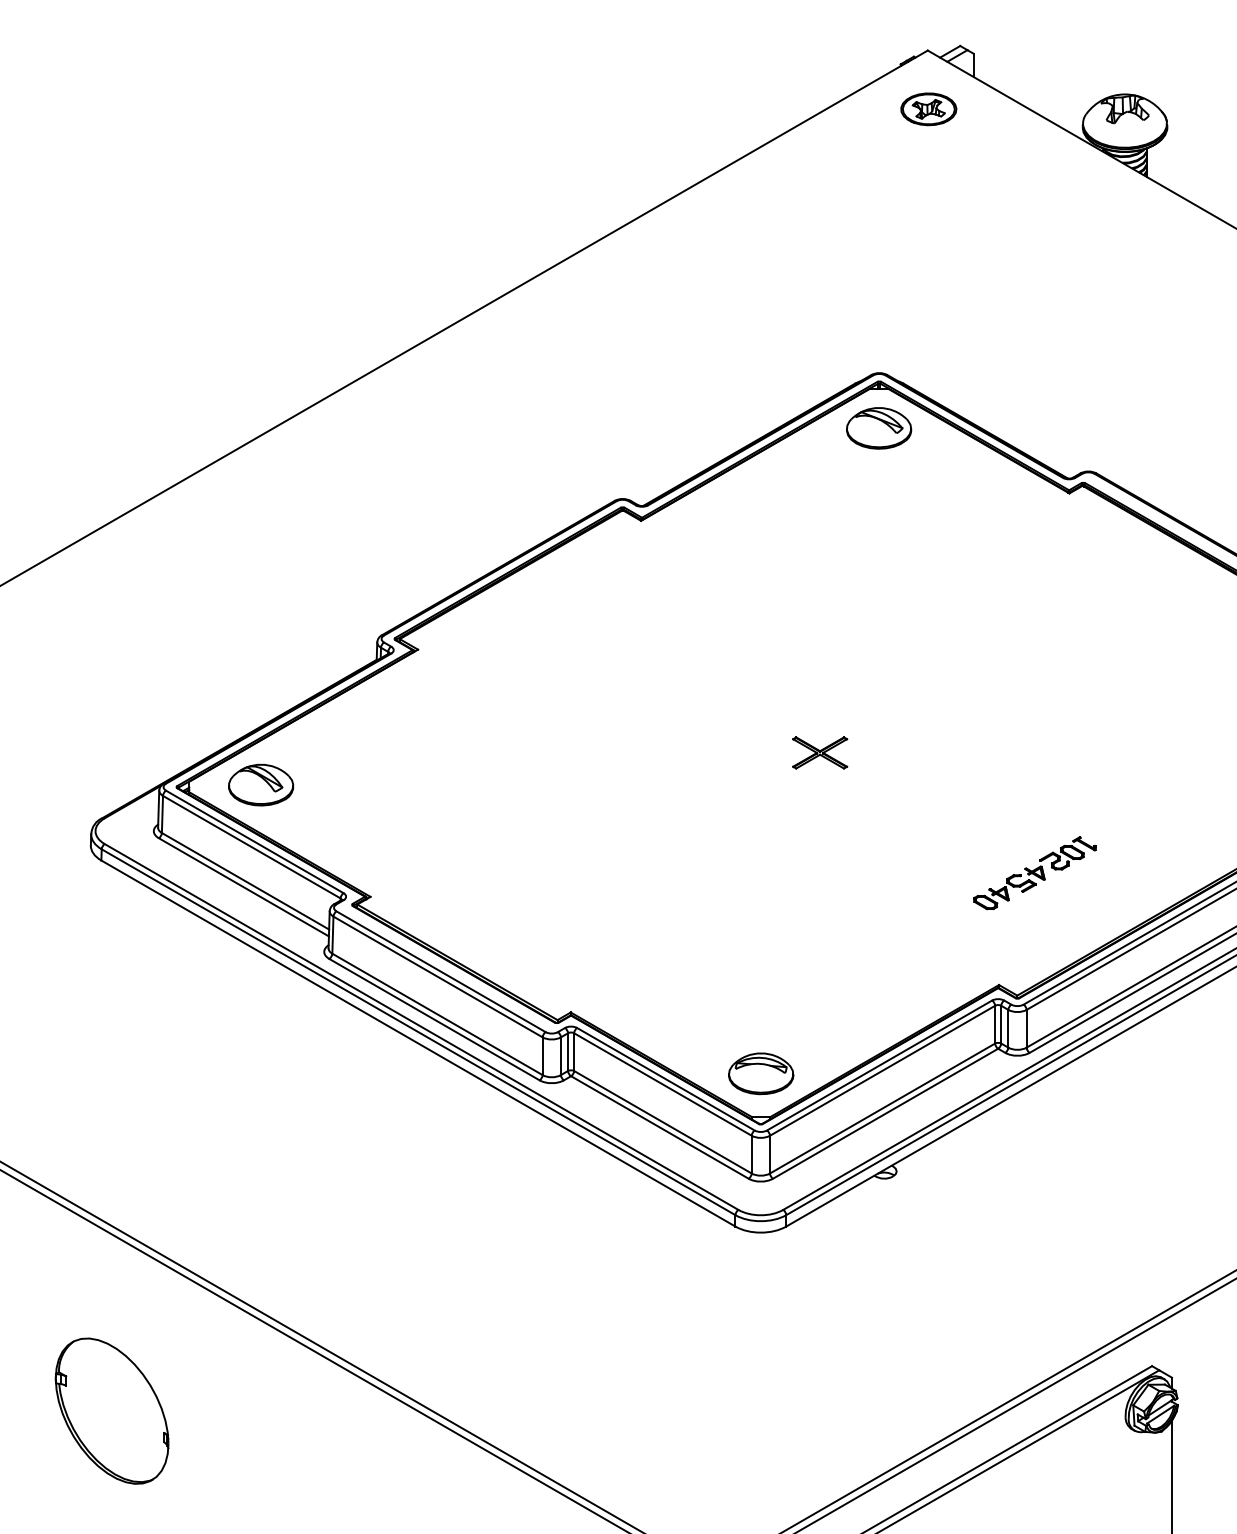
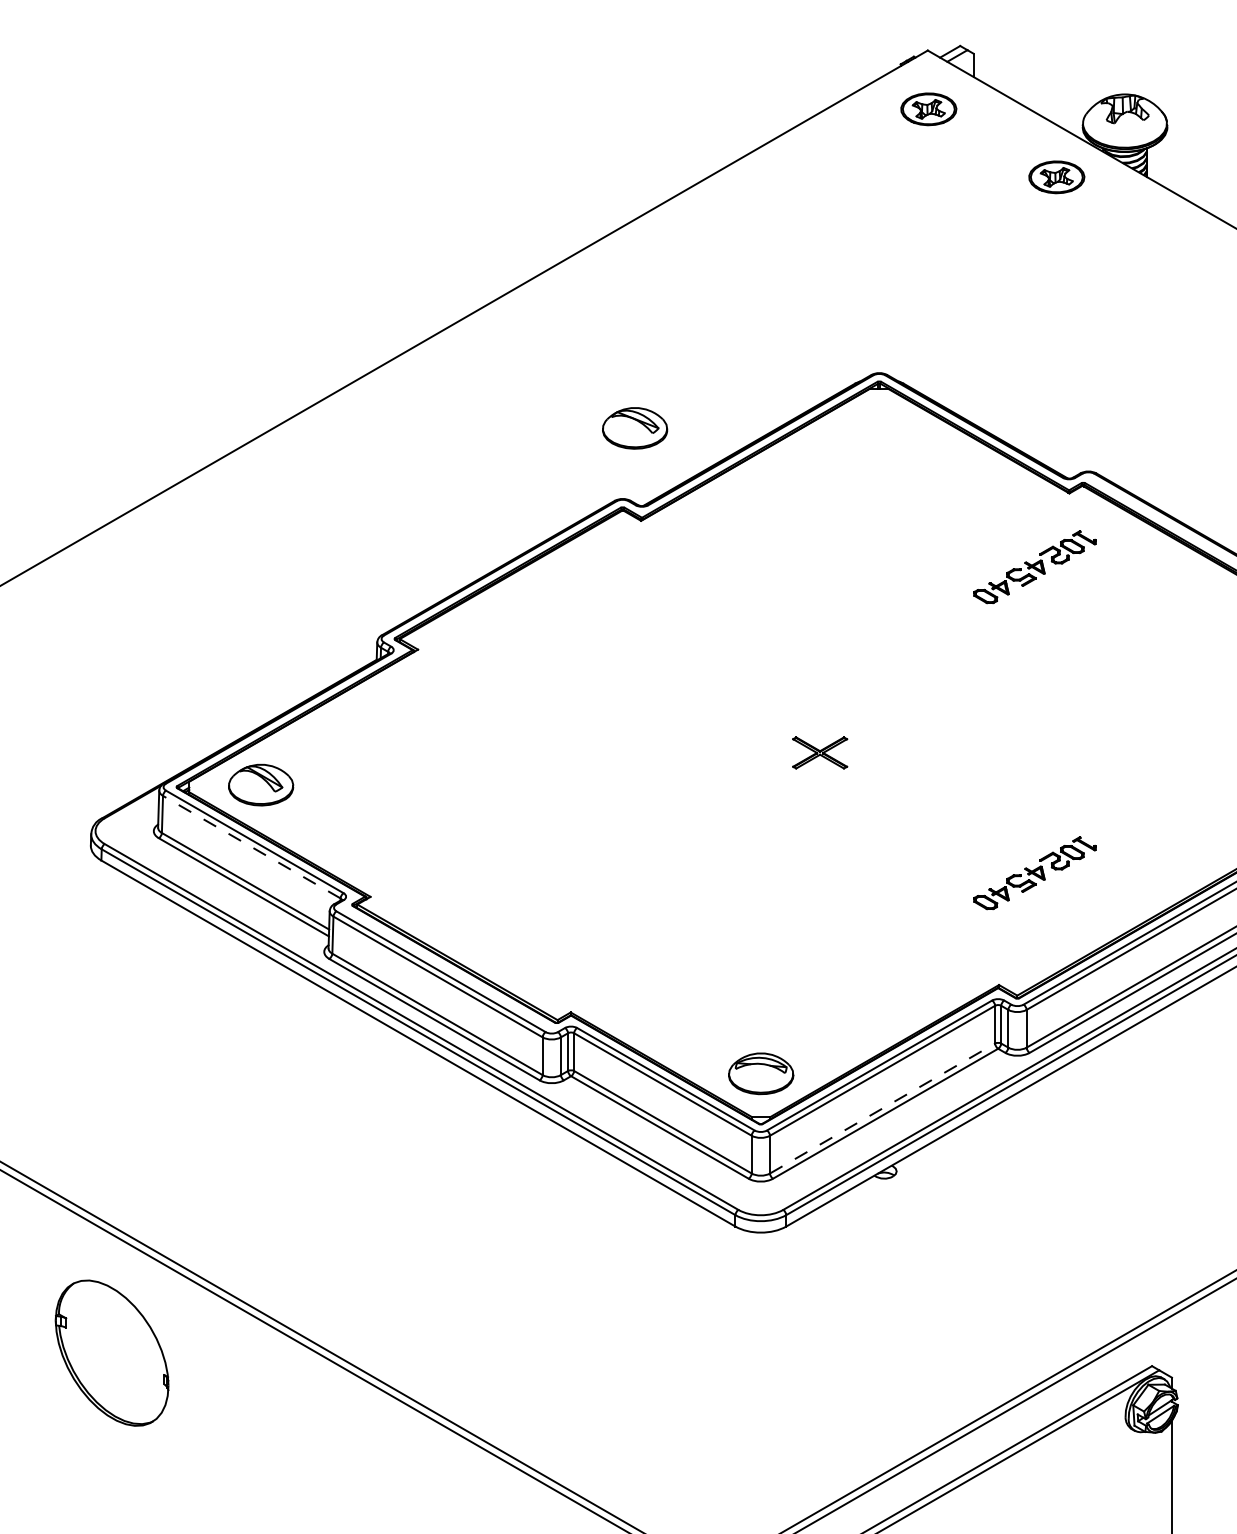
part: none -> present (1056, 177)
part position: (879, 428) -> (635, 428) (635, 428)
part: none -> present (1034, 567)
line: solid -> dashed (251, 847)
line: solid -> dashed (882, 1108)
part position: (111, 1410) -> (111, 1352) (111, 1352)
